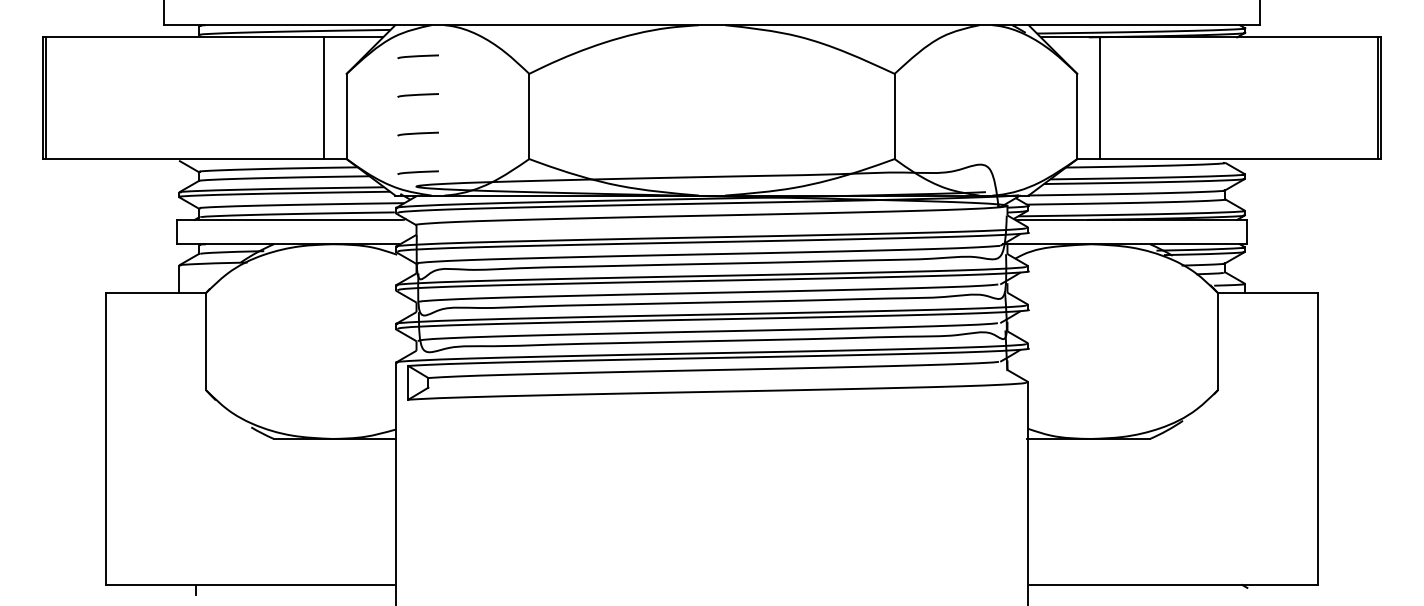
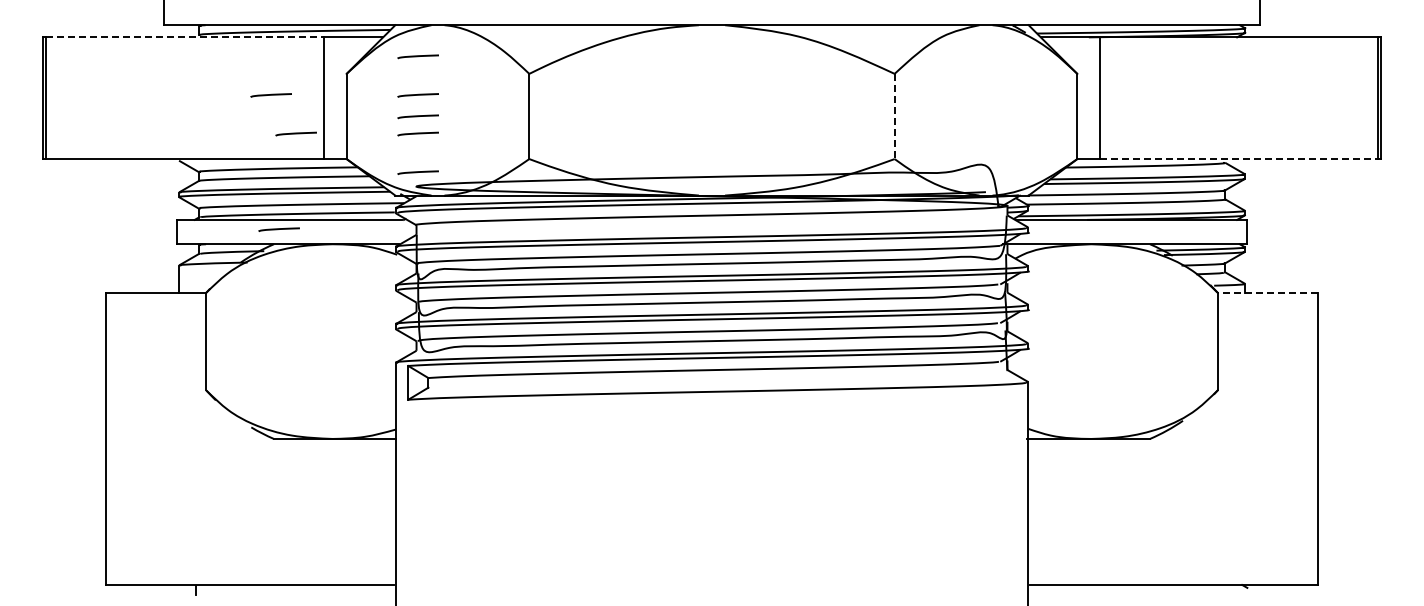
line: solid -> dashed (185, 37)
line: none -> present (270, 95)
line: none -> present (417, 116)
line: solid -> dashed (894, 116)
line: none -> present (295, 133)
line: solid -> dashed (1239, 159)
line: none -> present (278, 229)
line: solid -> dashed (1267, 292)
